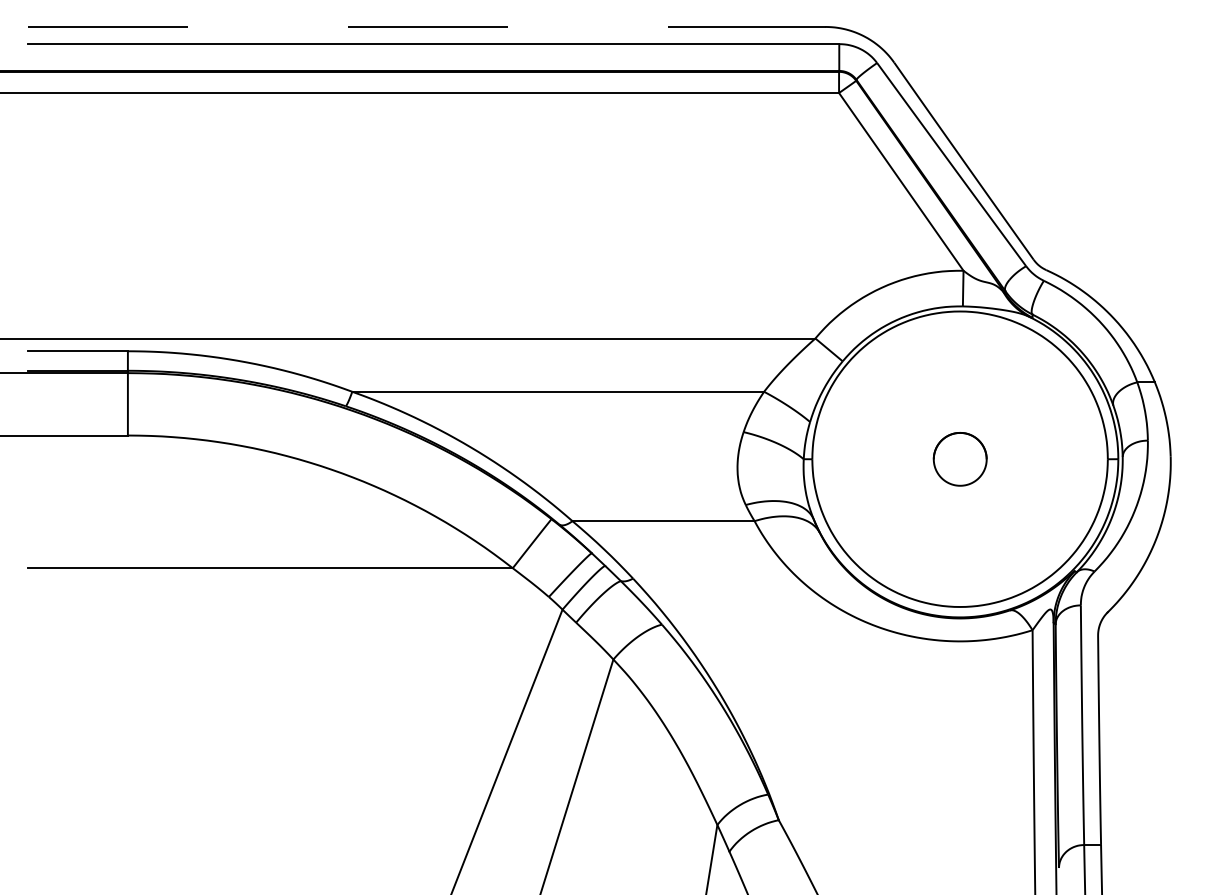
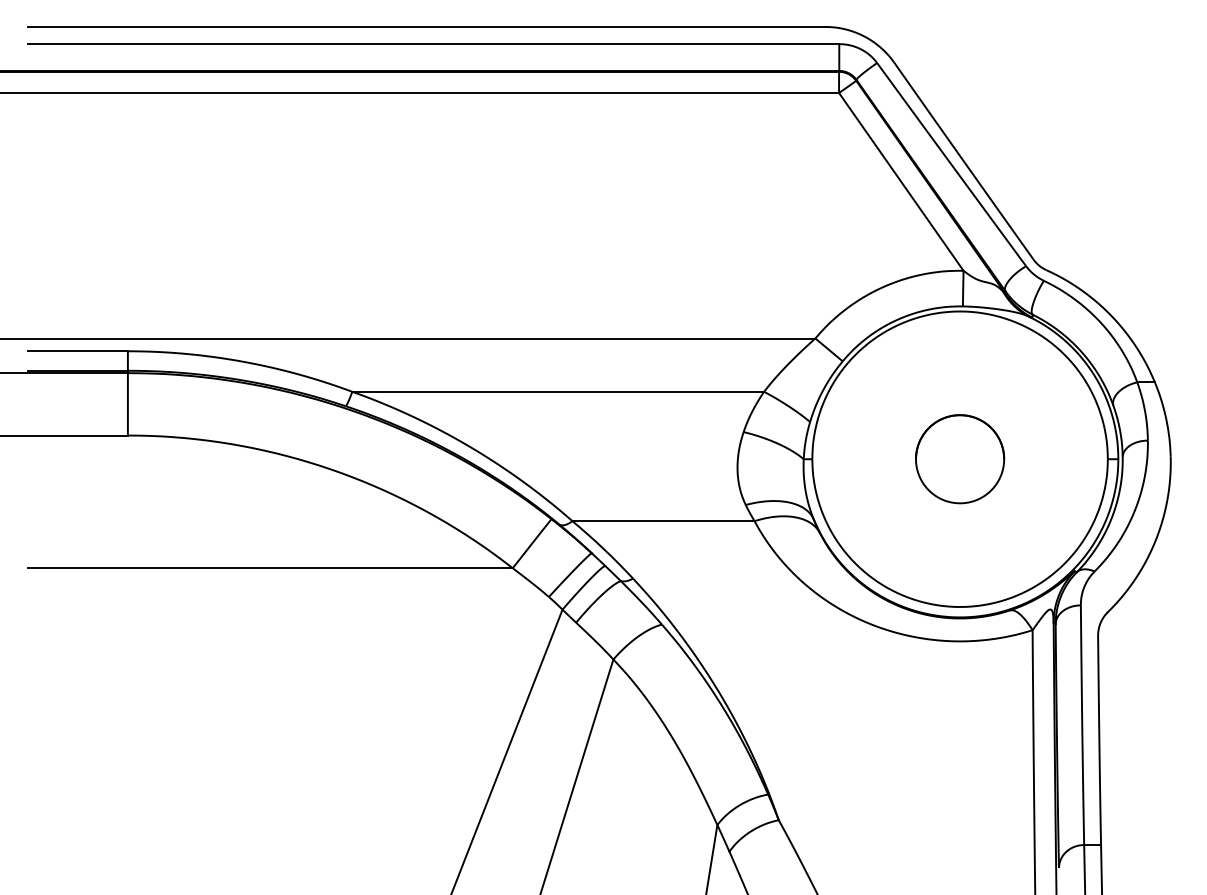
line: dashed -> solid (426, 26)
part size: 56x55 px -> 91x91 px (960, 459)
